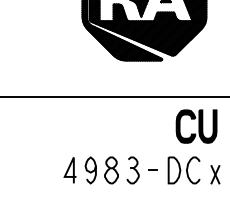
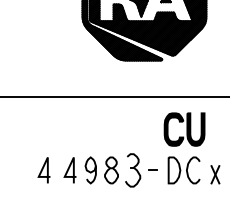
part position: (196, 126) -> (184, 129) (184, 129)
line: none -> present (43, 169)
part size: 14x29 px -> 17x35 px (133, 170)
